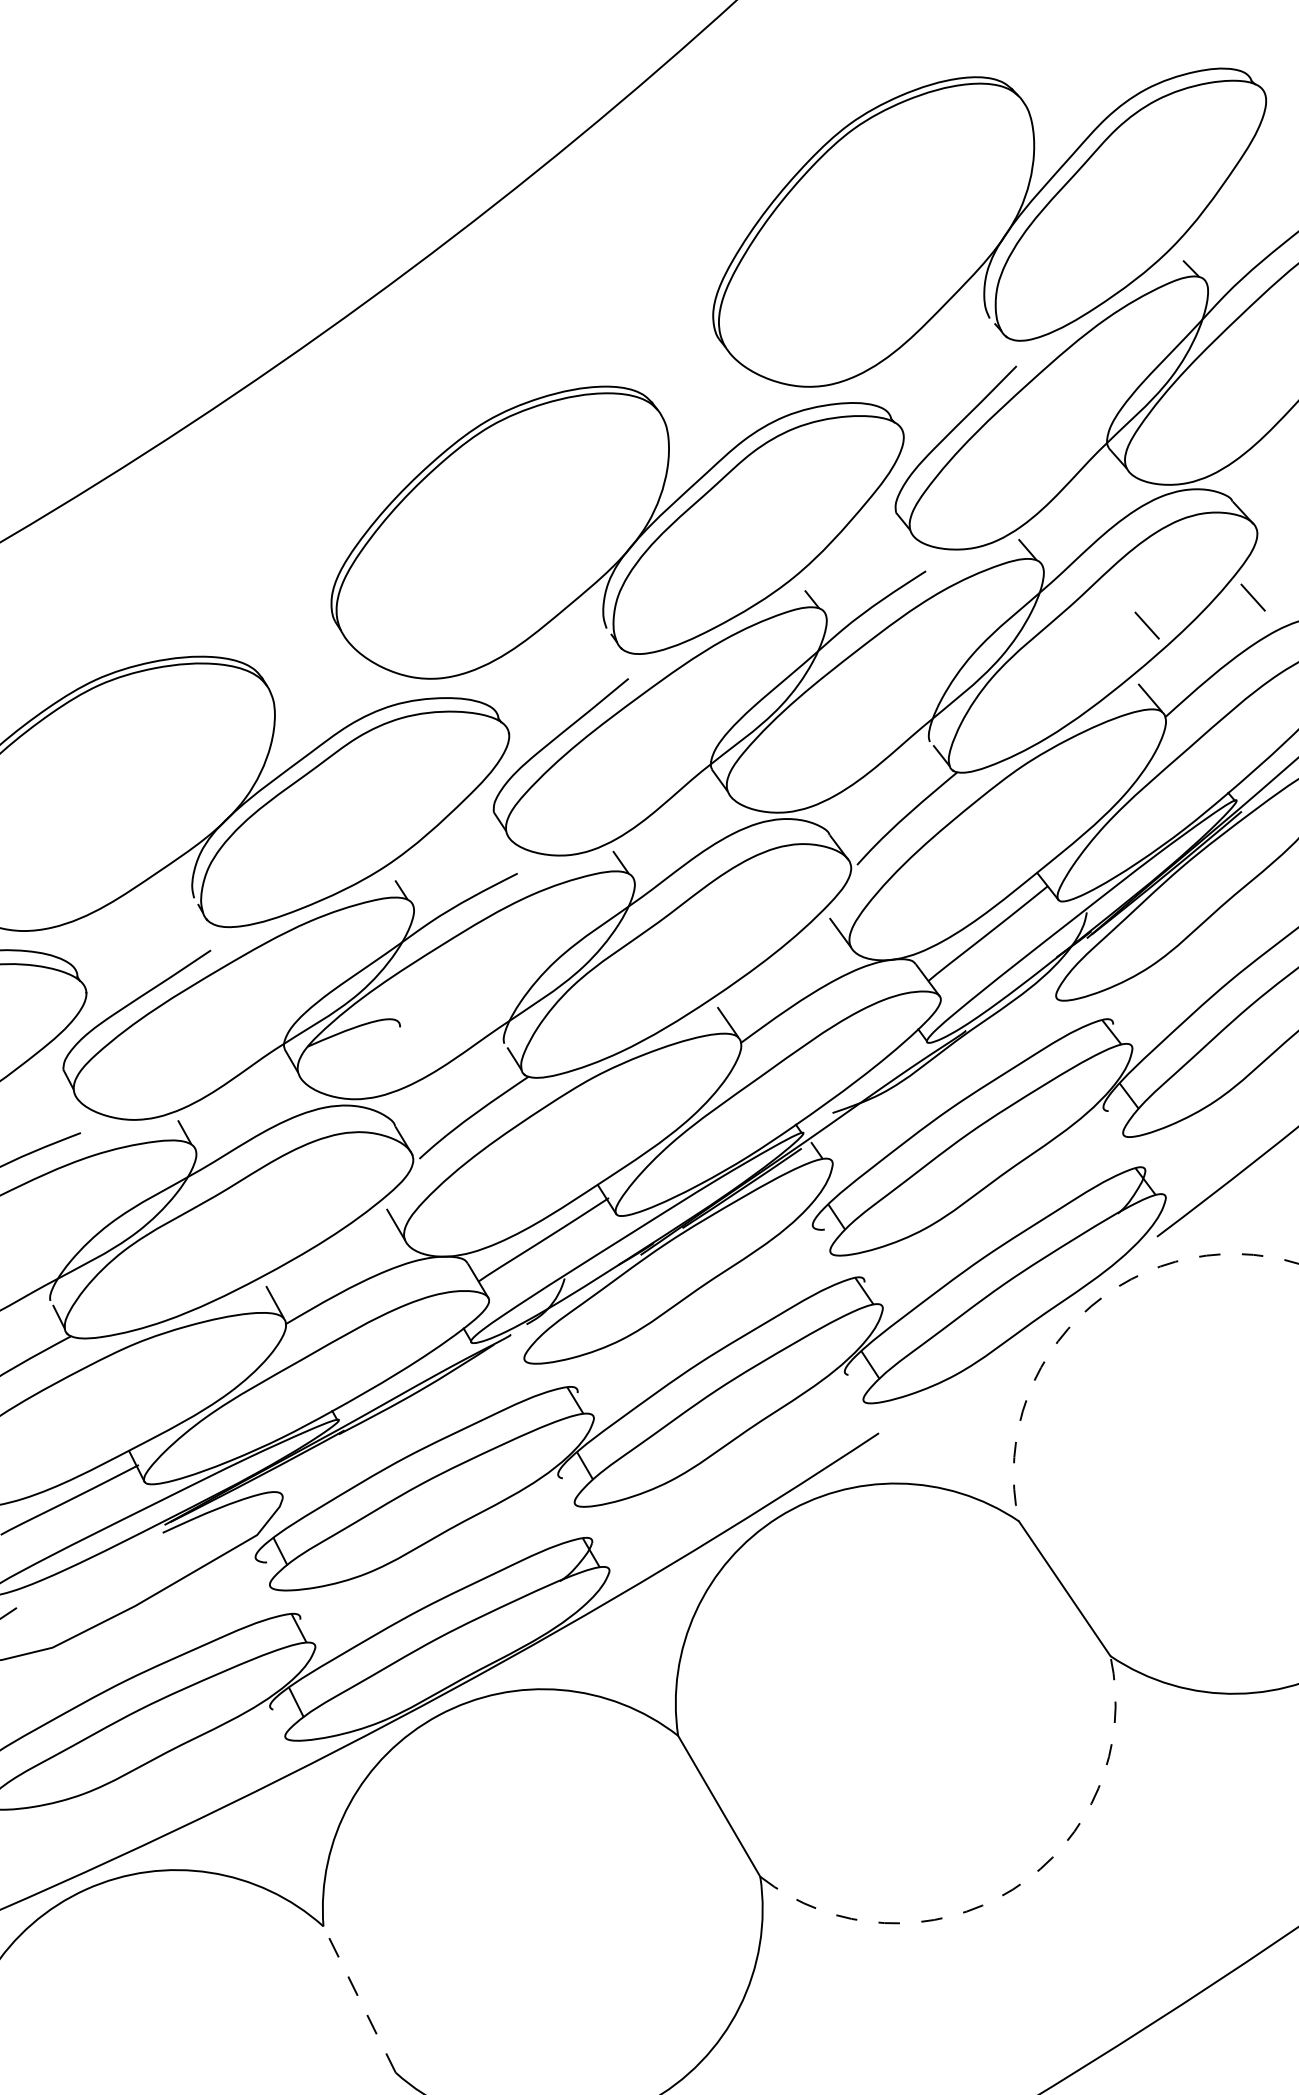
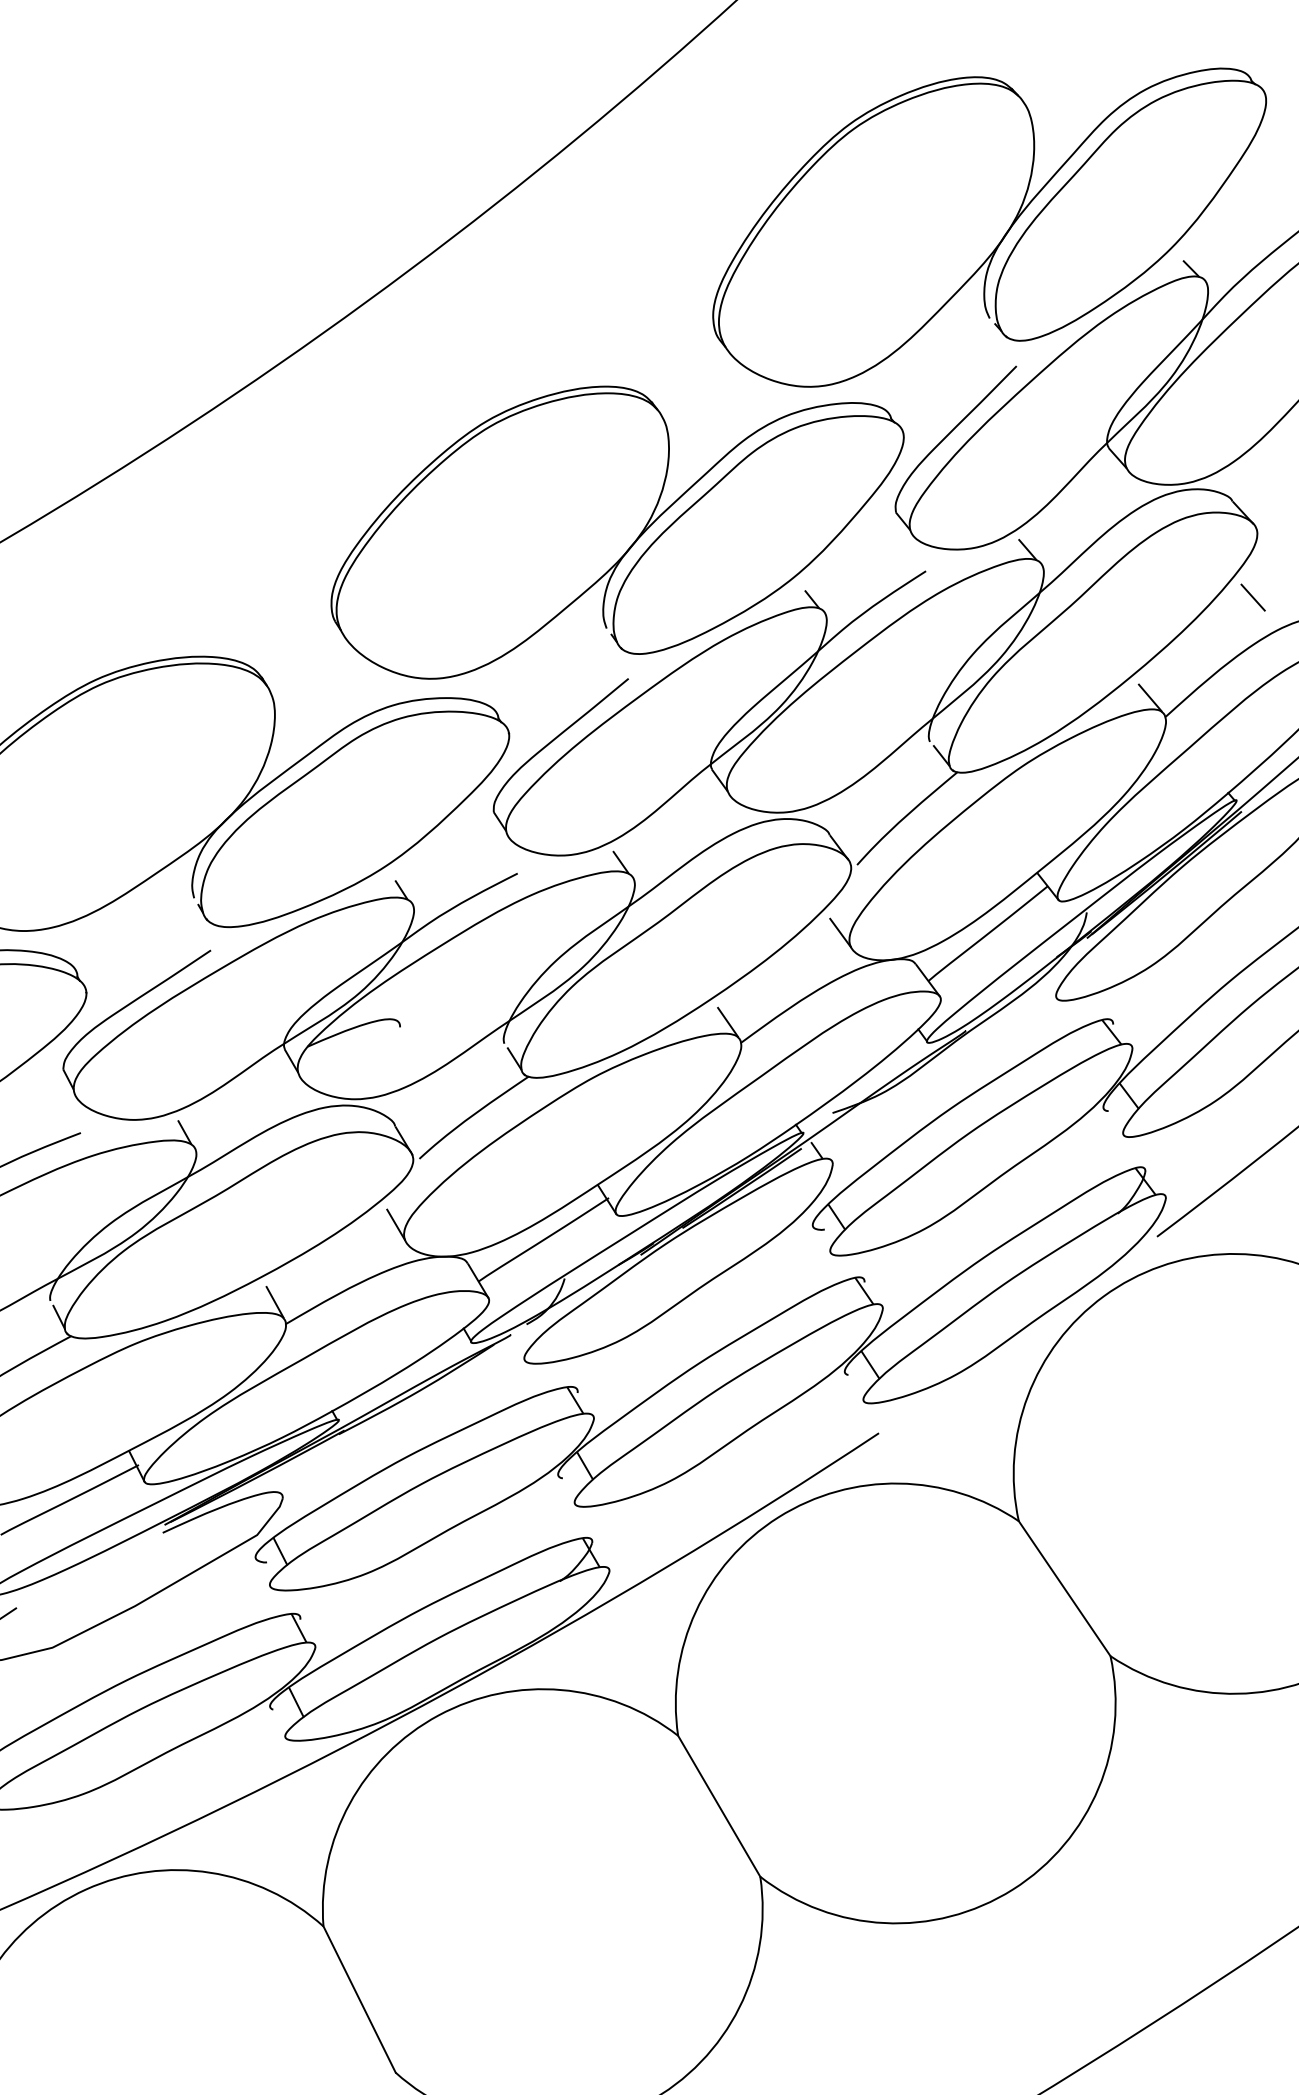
line: present -> none (1146, 625)
arc: dashed -> solid (1084, 1312)
arc: dashed -> solid (1012, 1889)
line: dashed -> solid (359, 1999)
